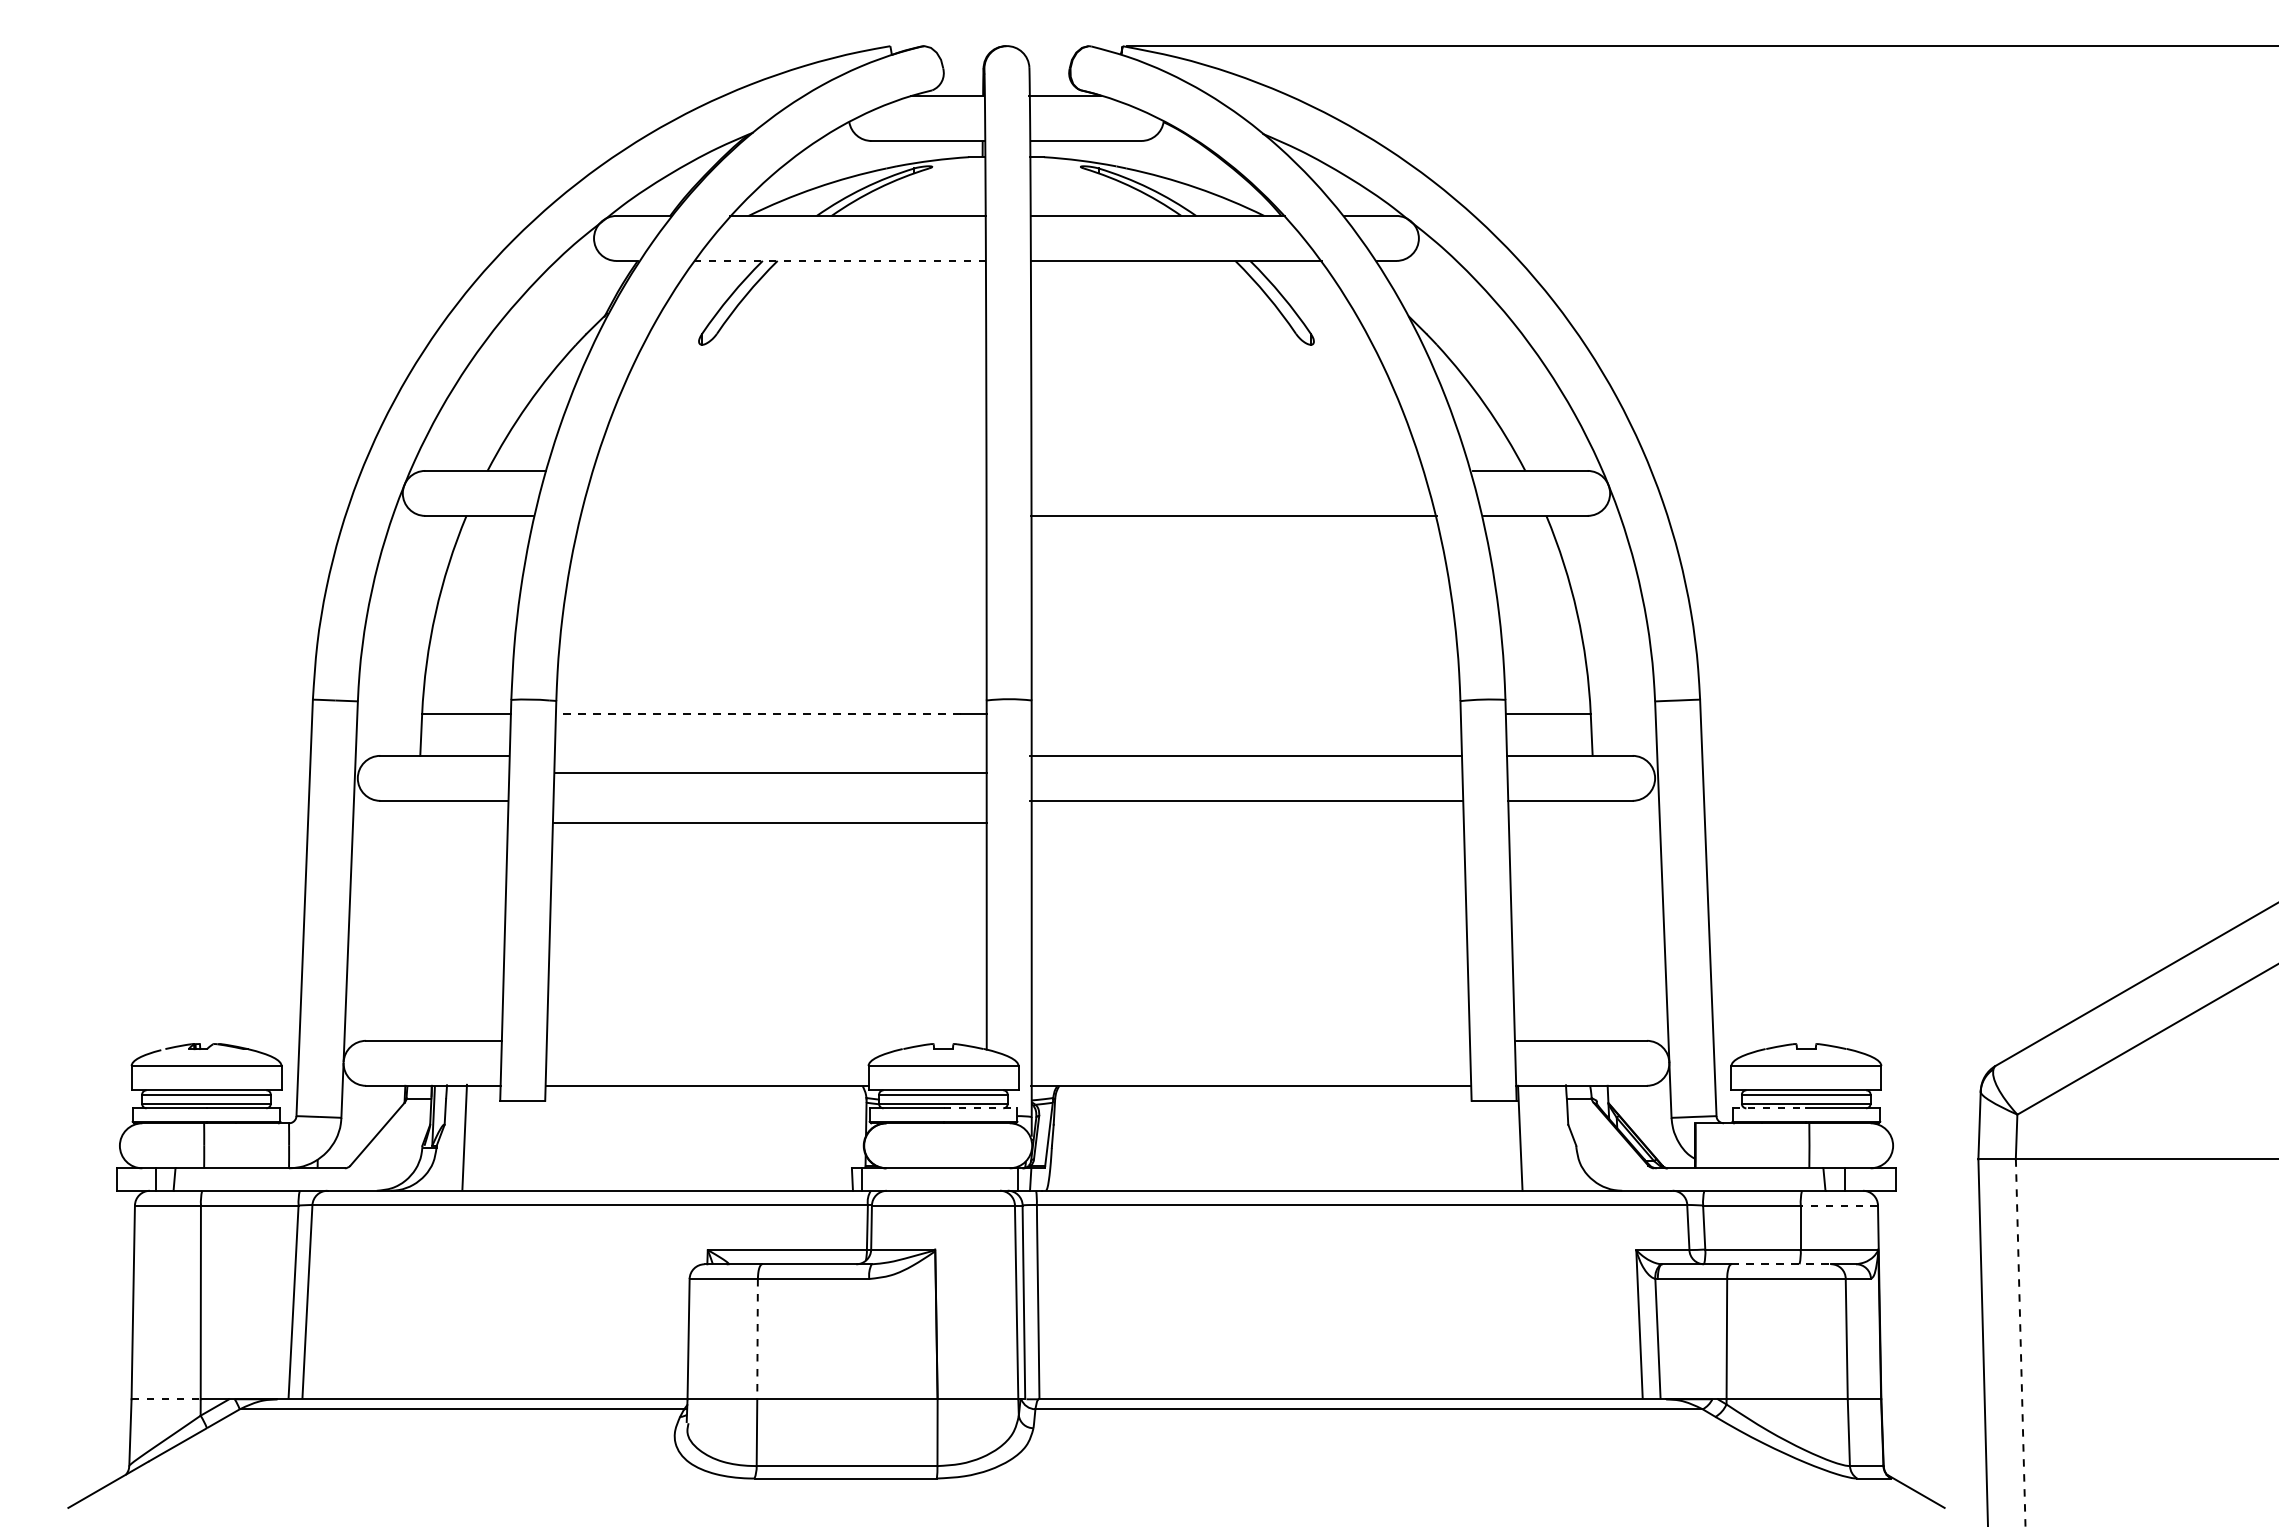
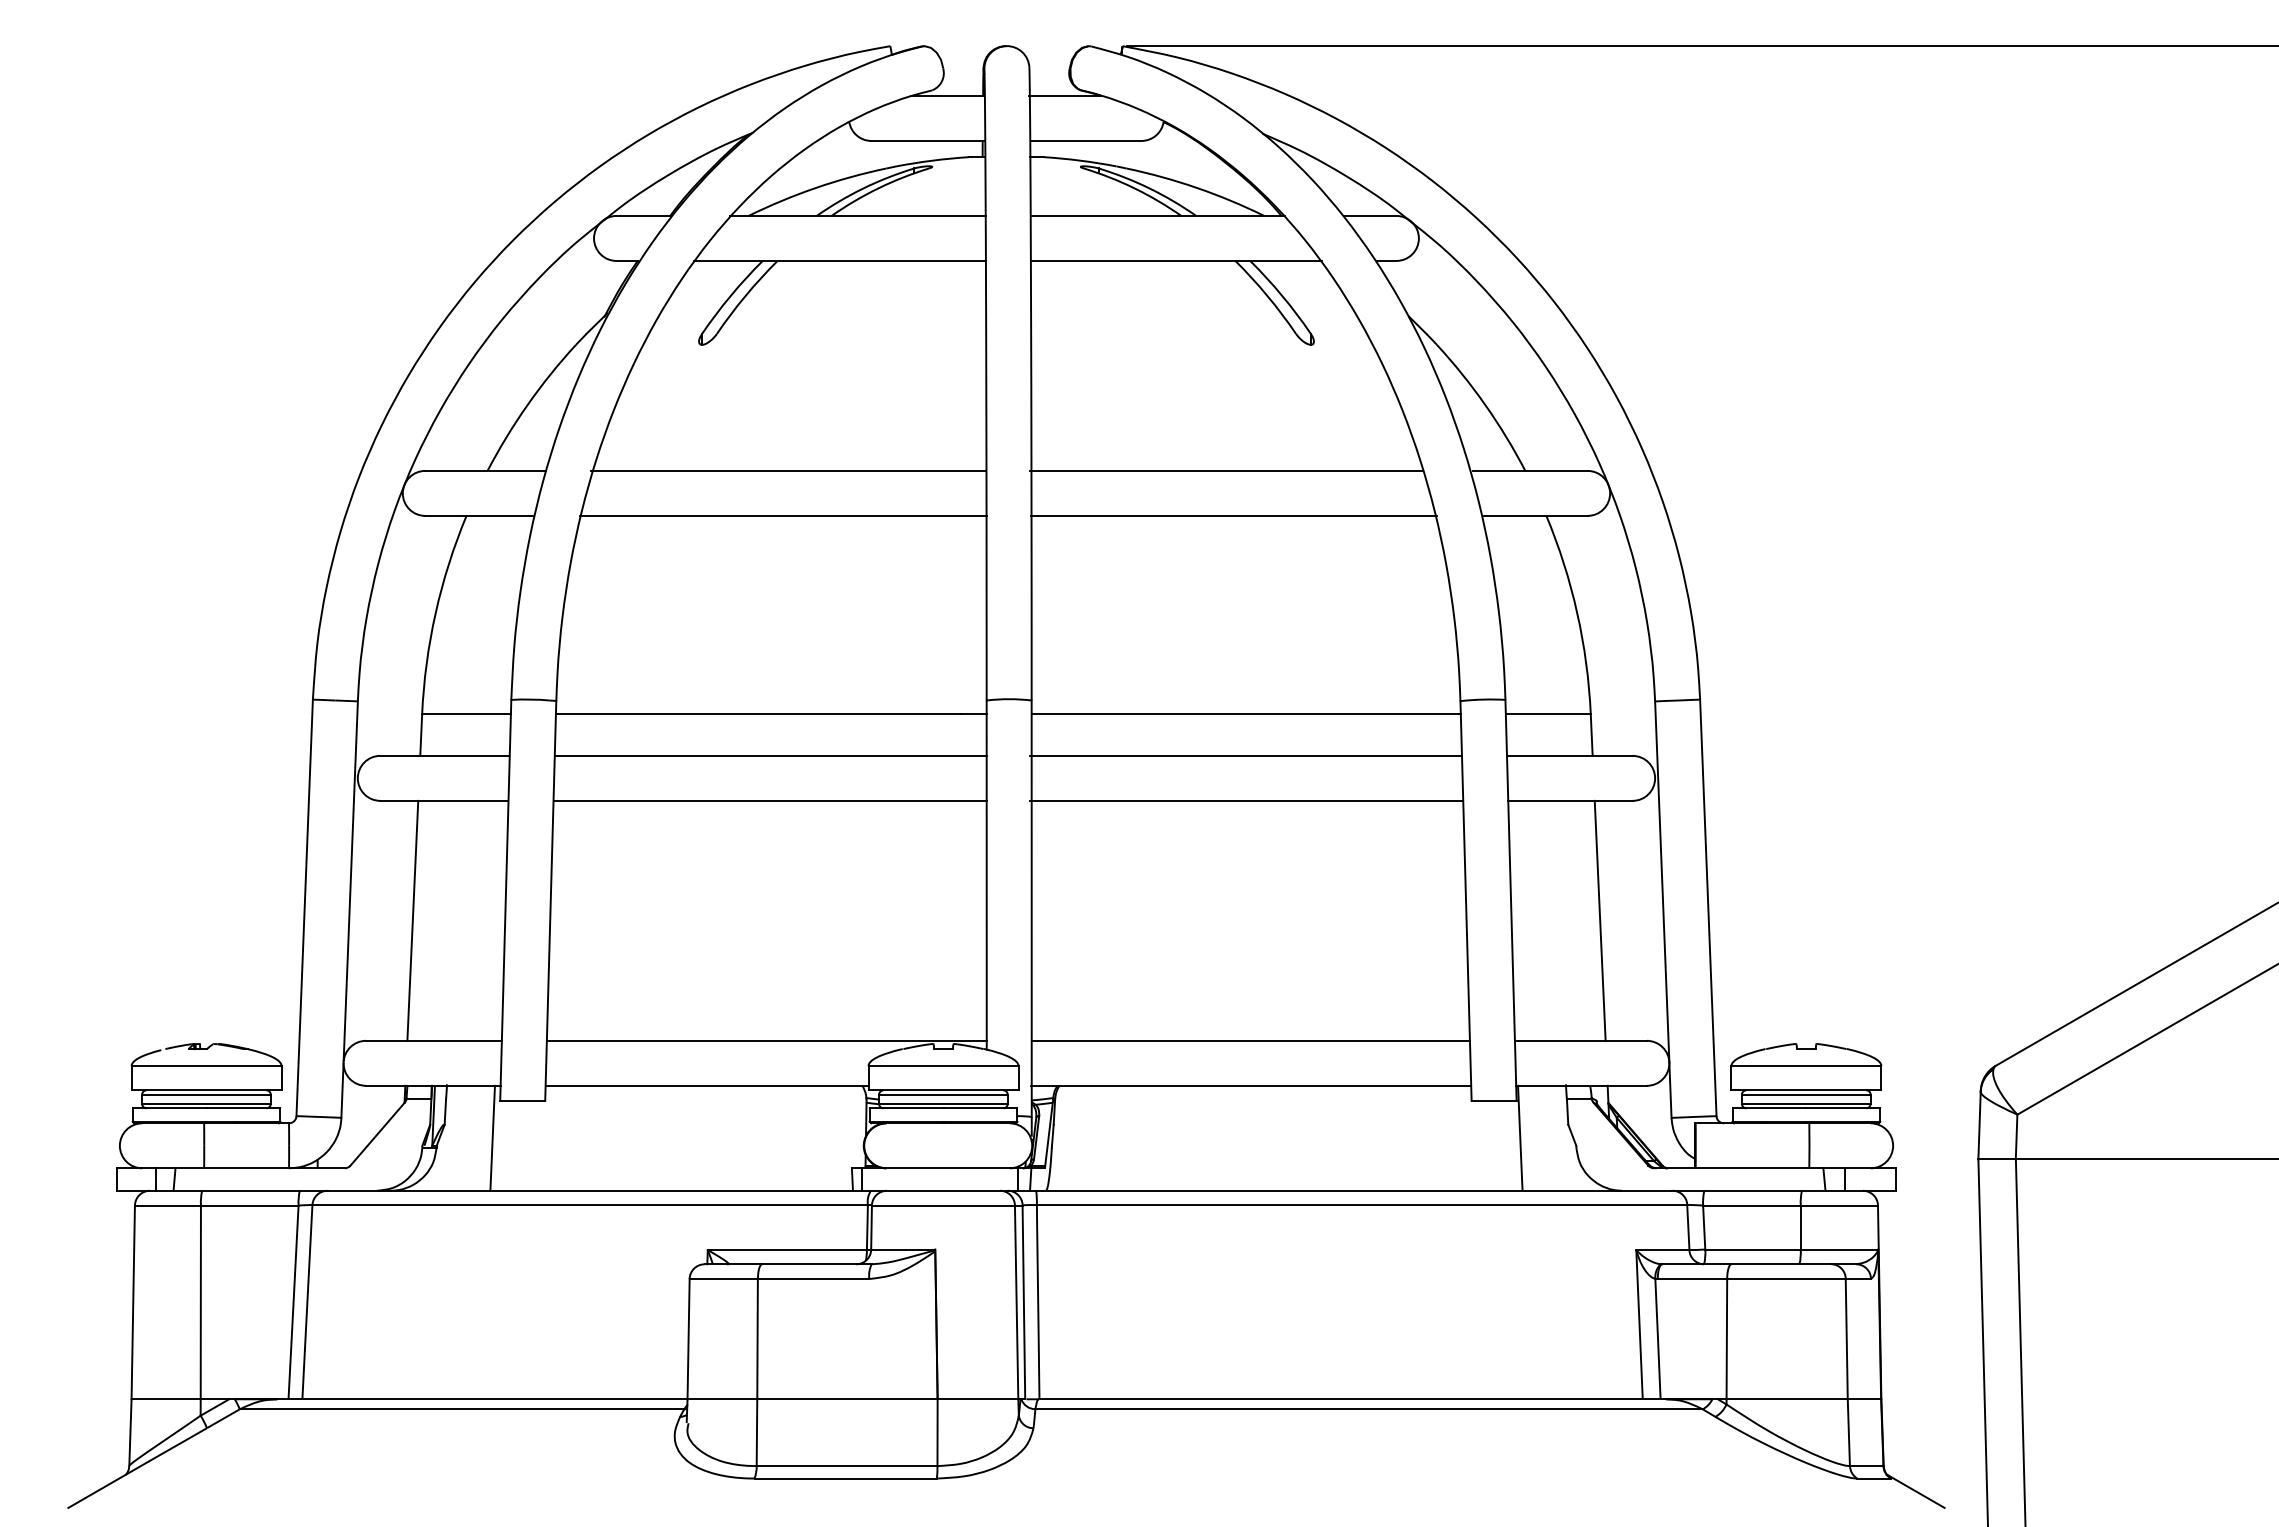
line: dashed -> solid (840, 260)
line: none -> present (788, 470)
line: none -> present (1225, 470)
line: none -> present (783, 515)
line: dashed -> solid (757, 714)
line: none -> present (1245, 714)
line position: (770, 772) -> (770, 755) (770, 755)
line position: (769, 822) -> (769, 800) (769, 800)
line: none -> present (412, 920)
line: none -> present (1599, 920)
line: none -> present (766, 1040)
line: none -> present (1250, 1040)
line: dashed -> solid (980, 1108)
line: dashed -> solid (1769, 1108)
line position: (464, 1136) -> (492, 1137) (492, 1137)
line: dashed -> solid (1839, 1205)
line: dashed -> solid (1781, 1264)
line: dashed -> solid (757, 1339)
line: dashed -> solid (2020, 1343)
line: dashed -> solid (166, 1399)
